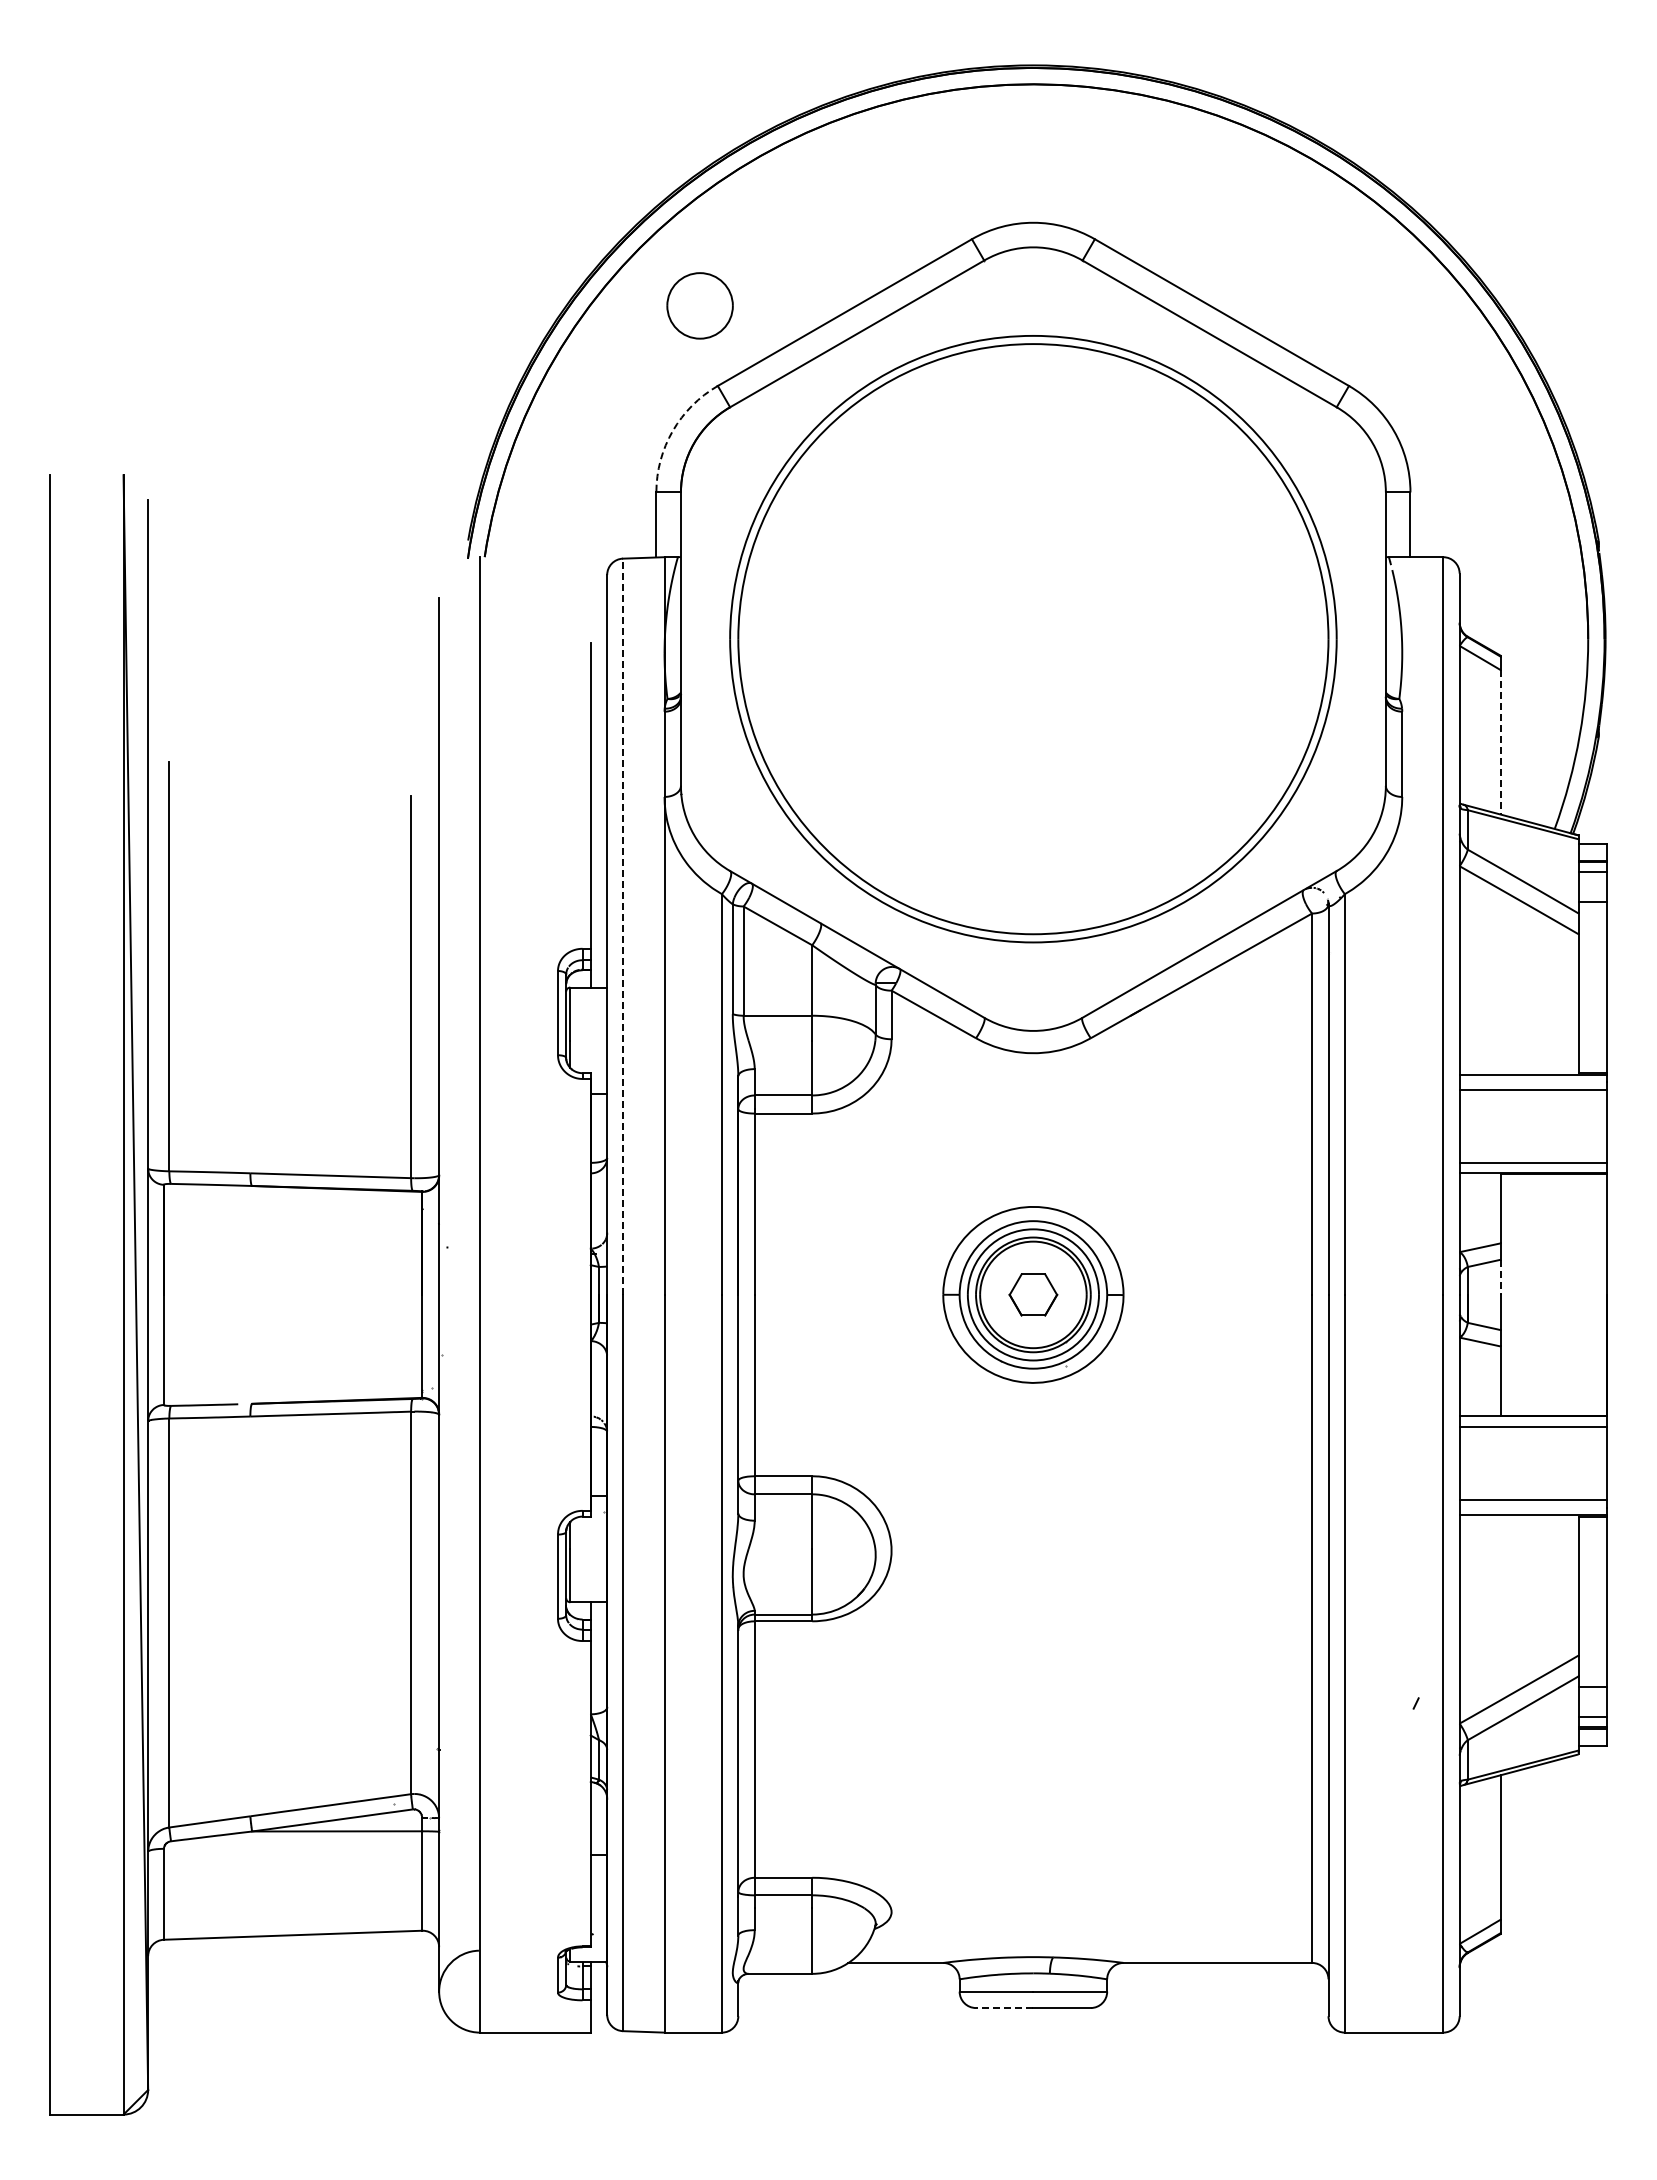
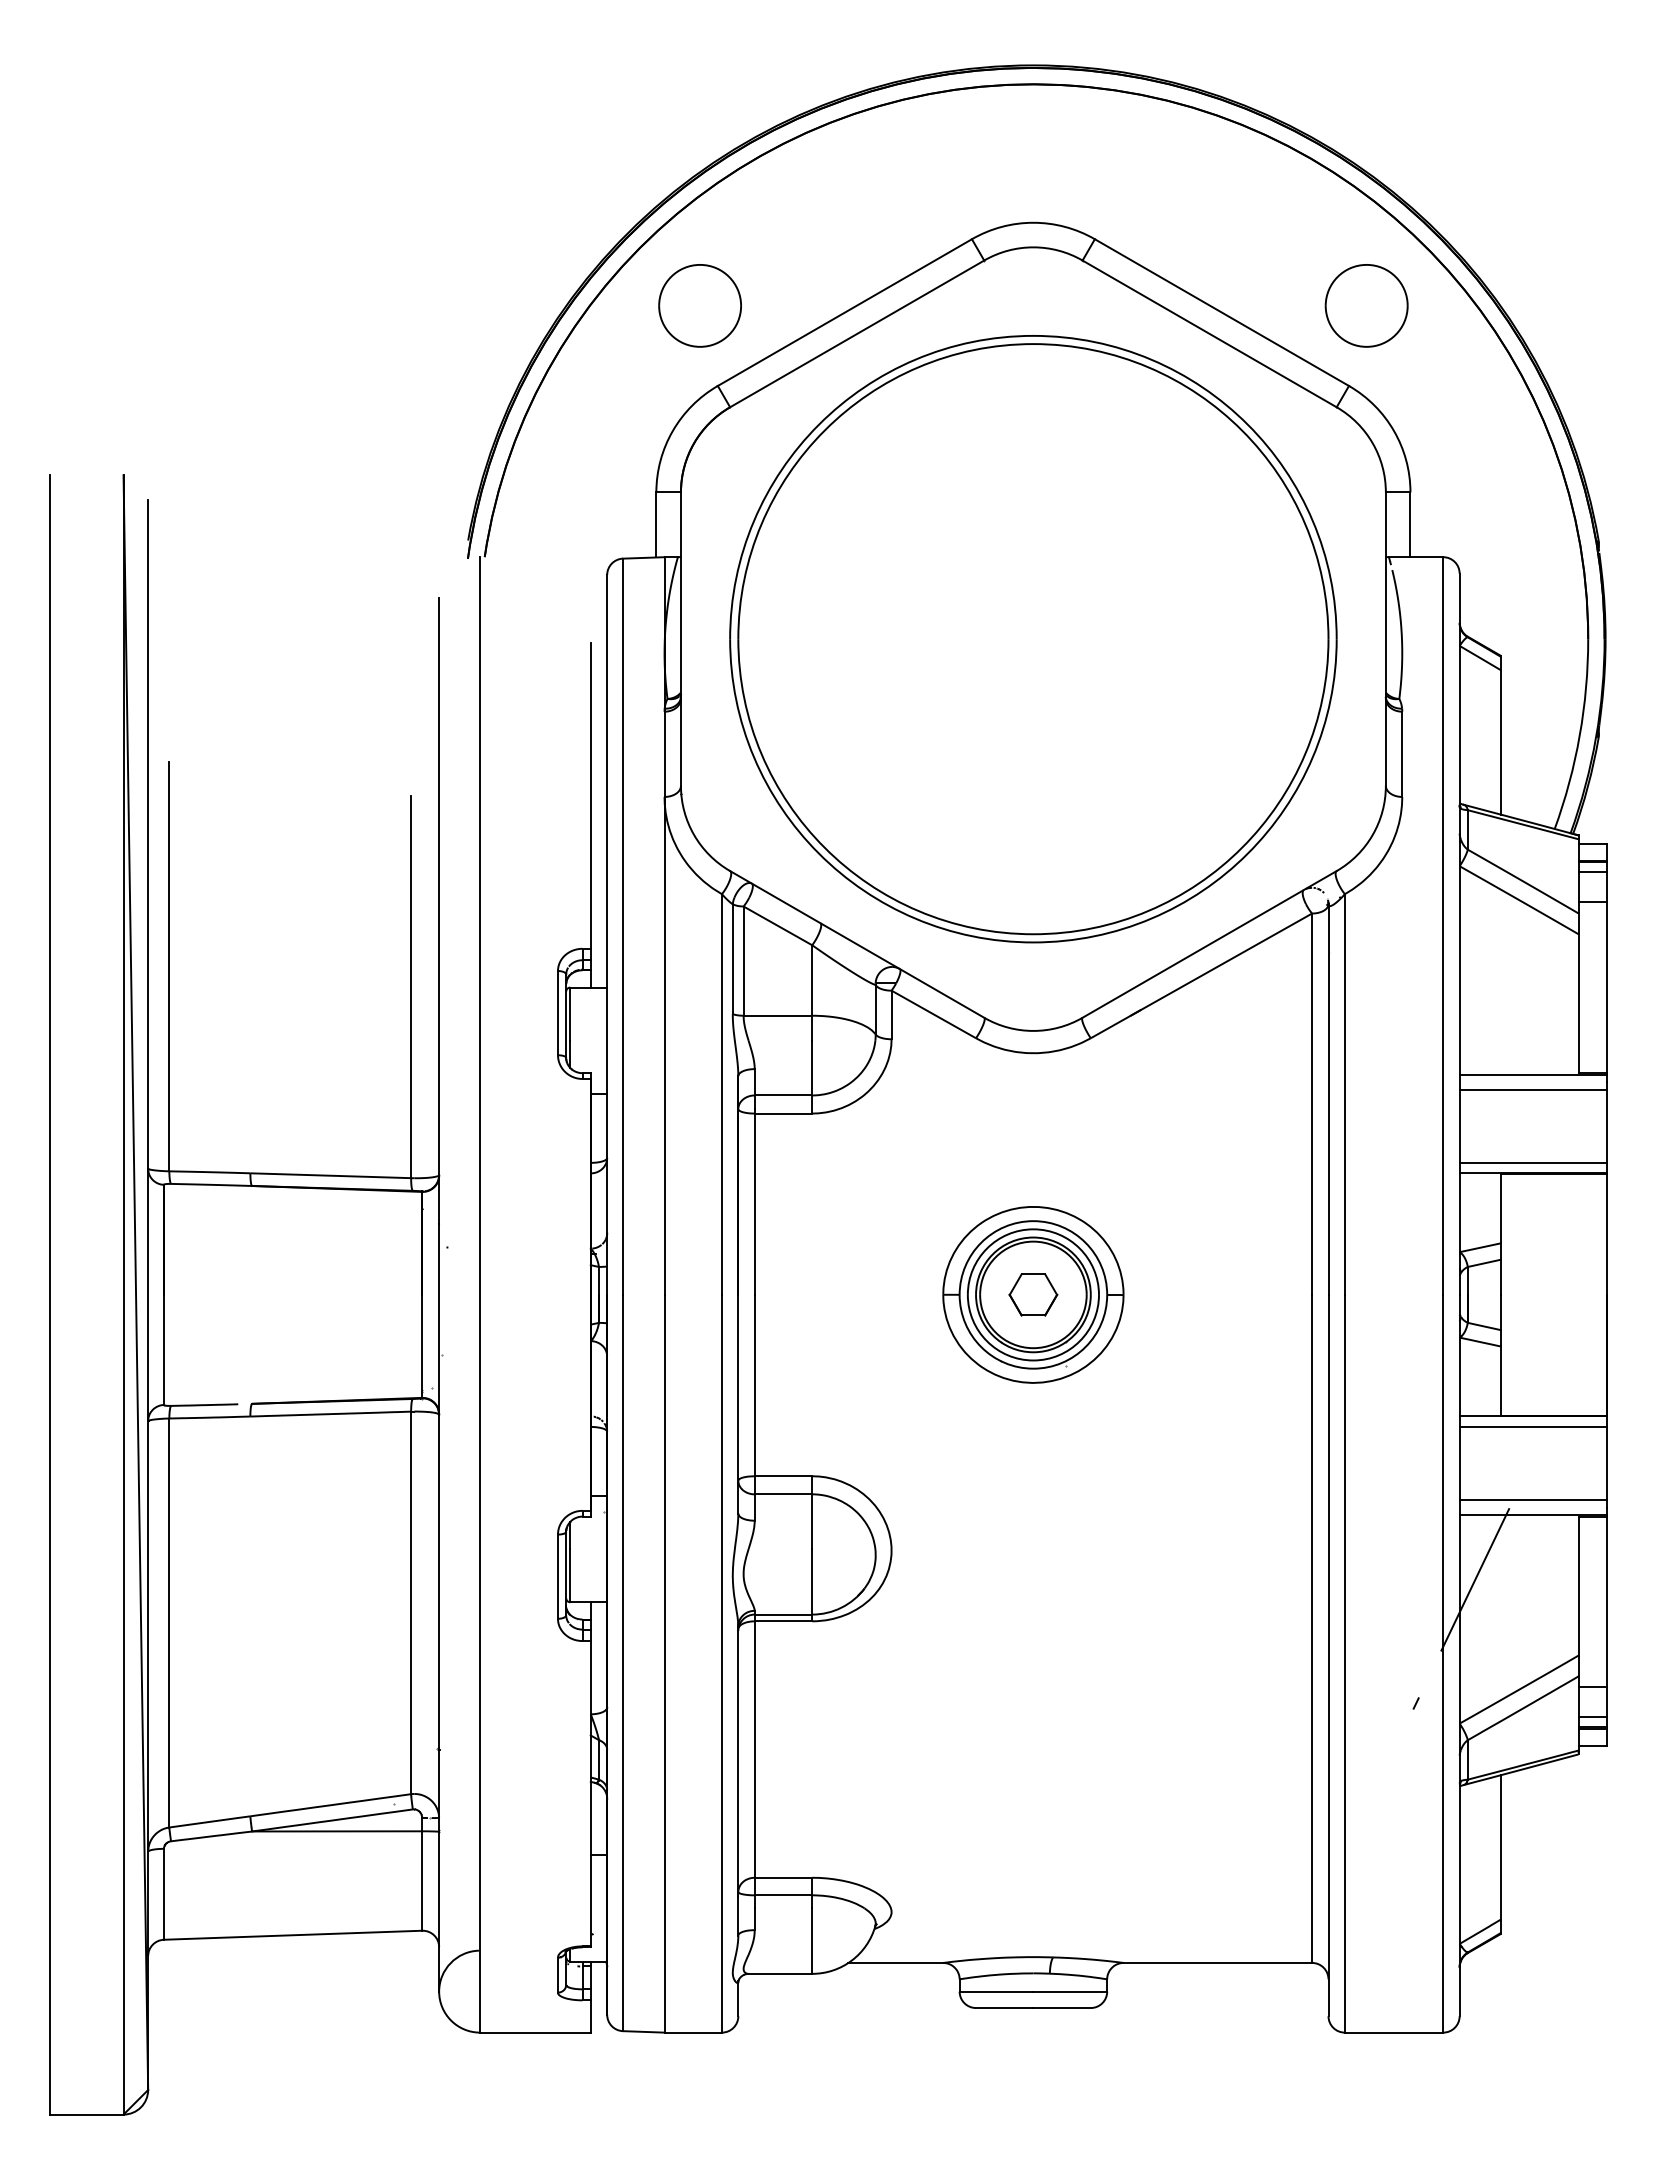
part size: 68x68 px -> 84x84 px (699, 305)
part: none -> present (1366, 305)
arc: dashed -> solid (672, 430)
line: dashed -> solid (1500, 742)
line: dashed -> solid (623, 926)
line: dashed -> solid (1500, 1277)
line: none -> present (1475, 1579)
line: dashed -> solid (1004, 2008)
